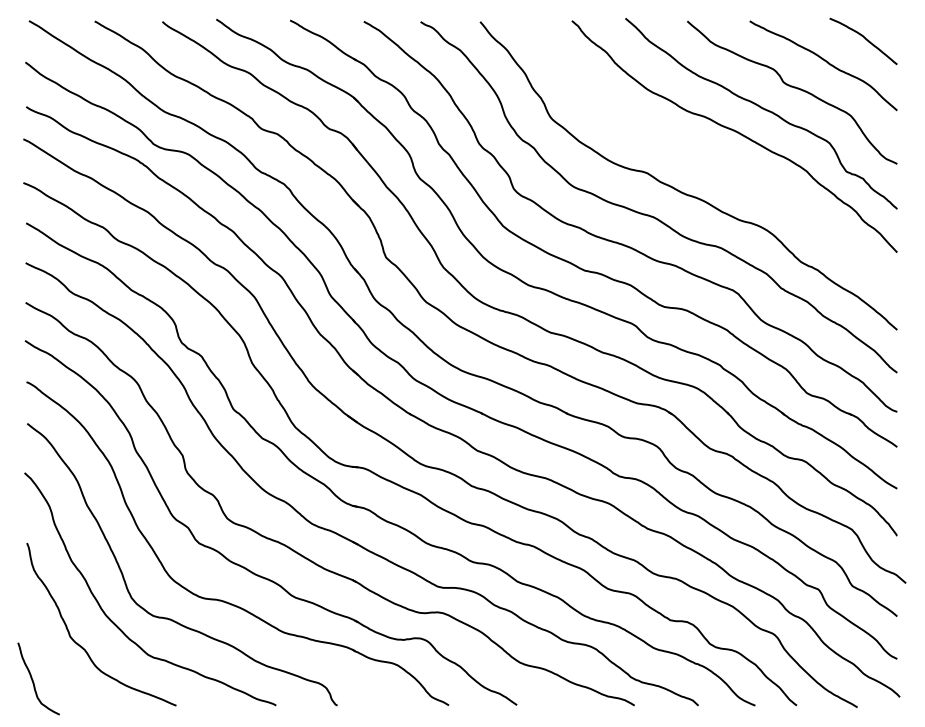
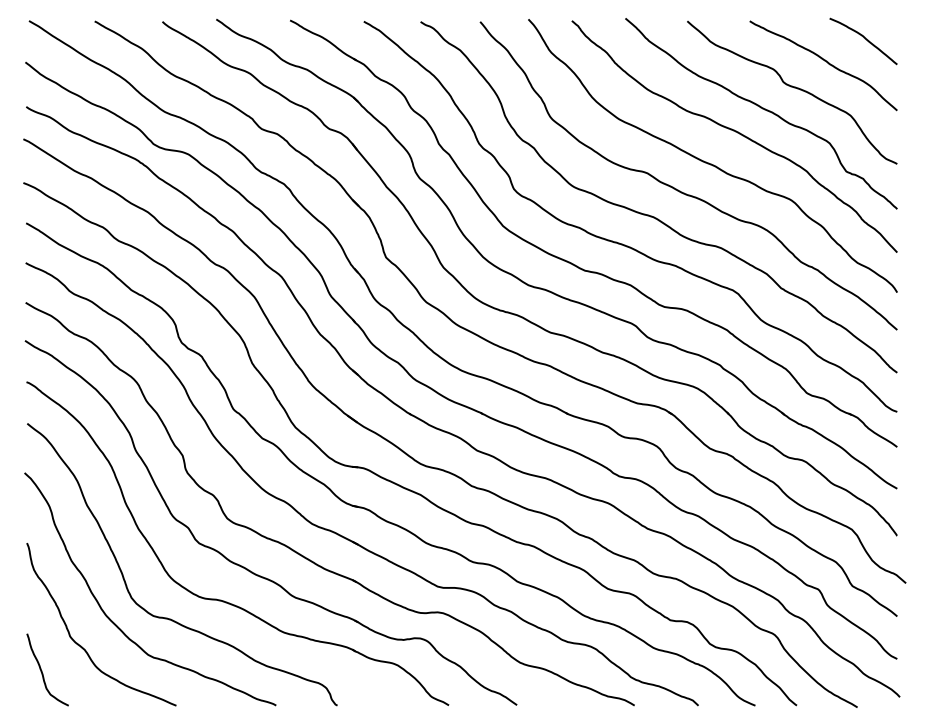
curve: none -> present (708, 162)
curve position: (33, 679) -> (42, 670) (42, 670)
